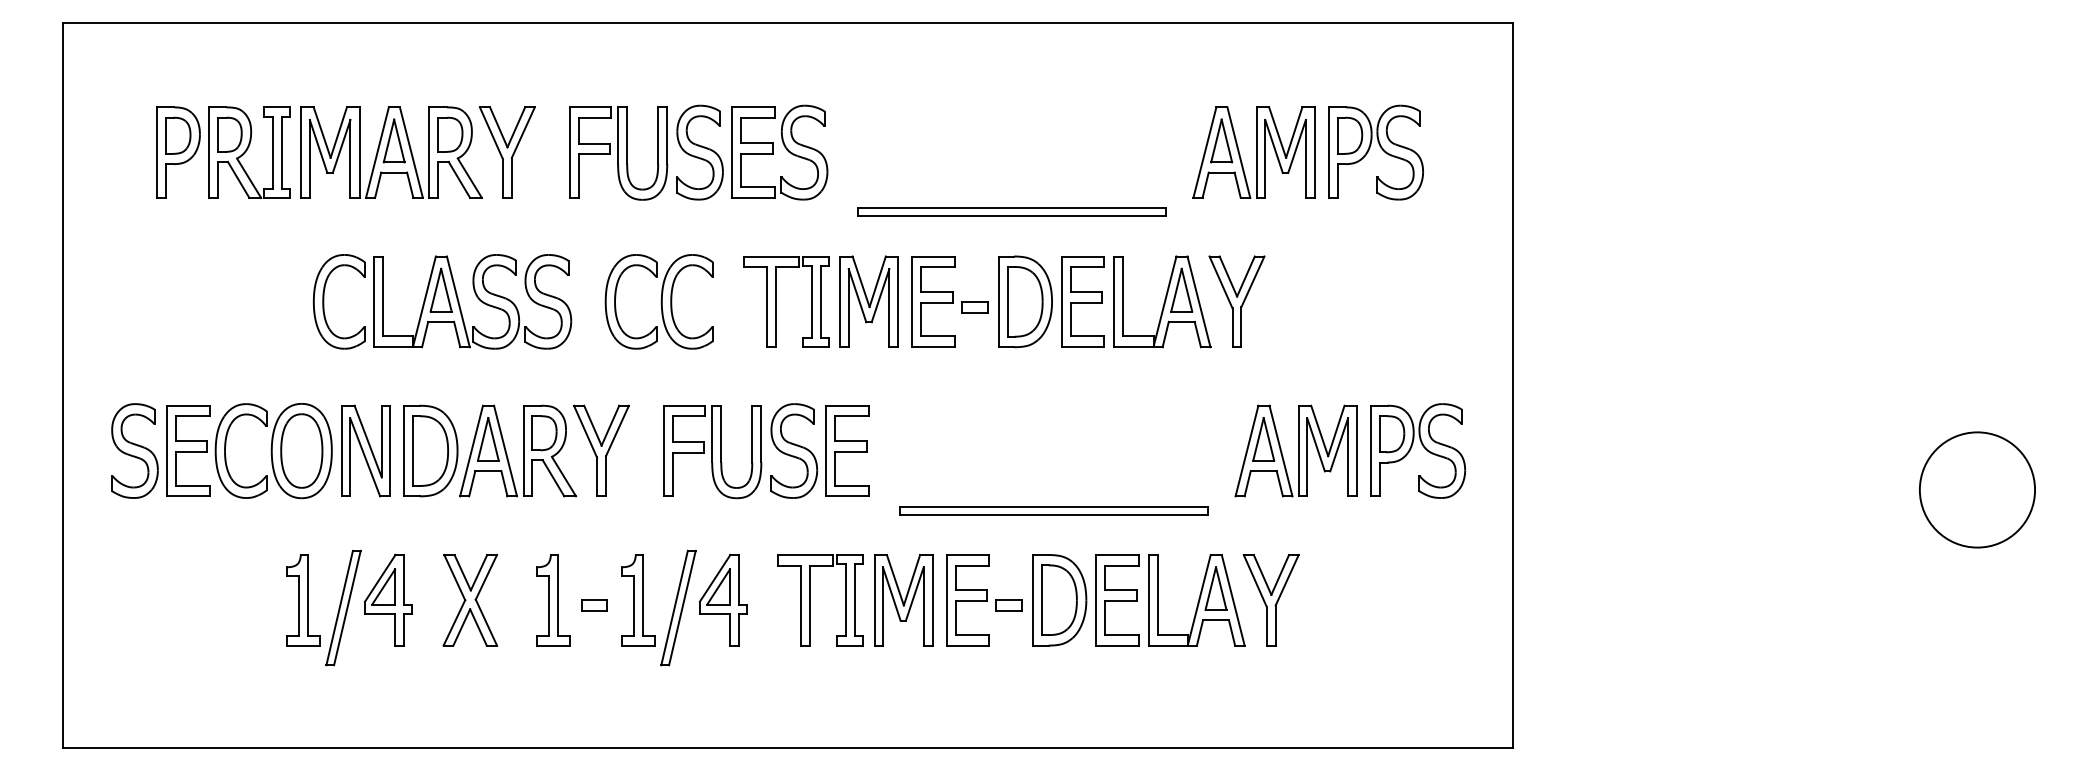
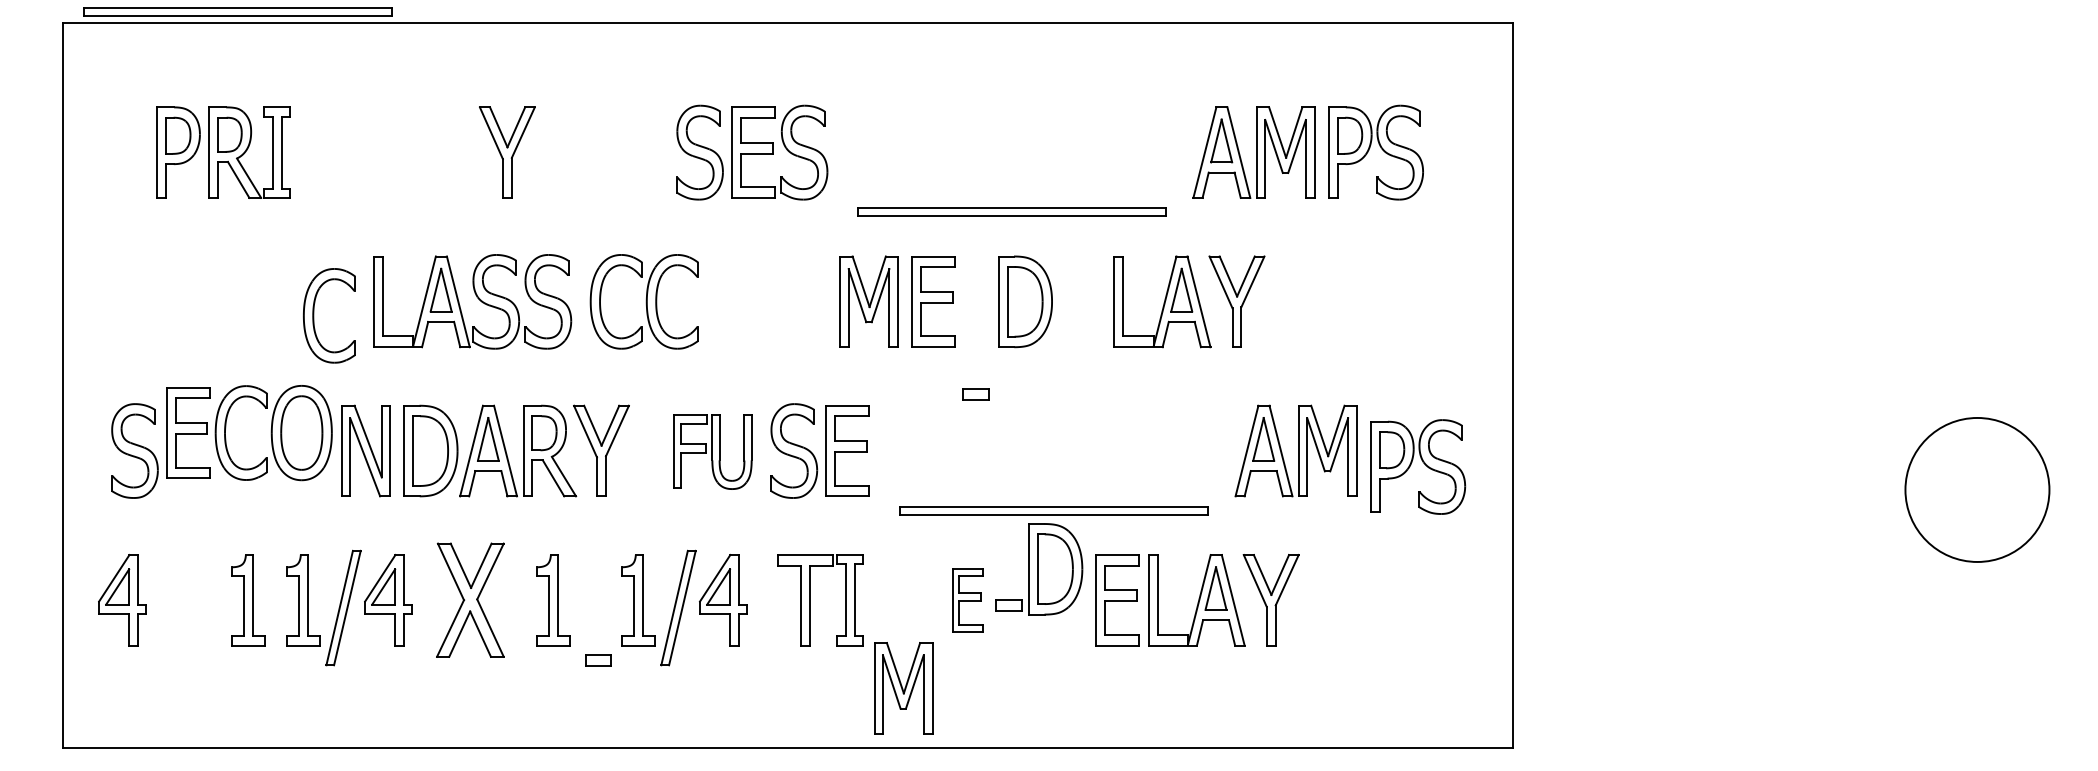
part: none -> present (237, 11)
part: present -> none (391, 152)
part: present -> none (618, 153)
part position: (324, 301) -> (314, 315) (314, 315)
part position: (658, 301) -> (643, 301) (643, 301)
part: present -> none (776, 301)
part: present -> none (1082, 301)
part position: (974, 307) -> (975, 394) (975, 394)
part position: (1418, 450) -> (1418, 466) (1418, 466)
part position: (270, 451) -> (270, 433) (270, 433)
part size: 100x95 px -> 80x76 px (712, 451)
circle diameter: 115 px -> 144 px (1977, 489)
part: none -> present (122, 600)
part: none -> present (248, 600)
part size: 56x93 px -> 69x116 px (470, 599)
part position: (903, 600) -> (903, 688) (903, 688)
part size: 44x93 px -> 32x65 px (967, 600)
part position: (1059, 600) -> (1055, 569) (1055, 569)
part position: (594, 605) -> (598, 660) (598, 660)
